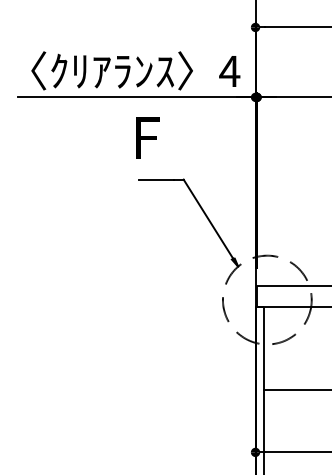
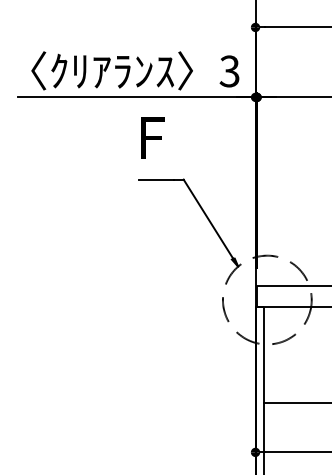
text: 4 -> 3 (229, 71)
text position: (147, 137) -> (152, 137) (152, 137)
line position: (295, 390) -> (295, 403) (295, 403)
